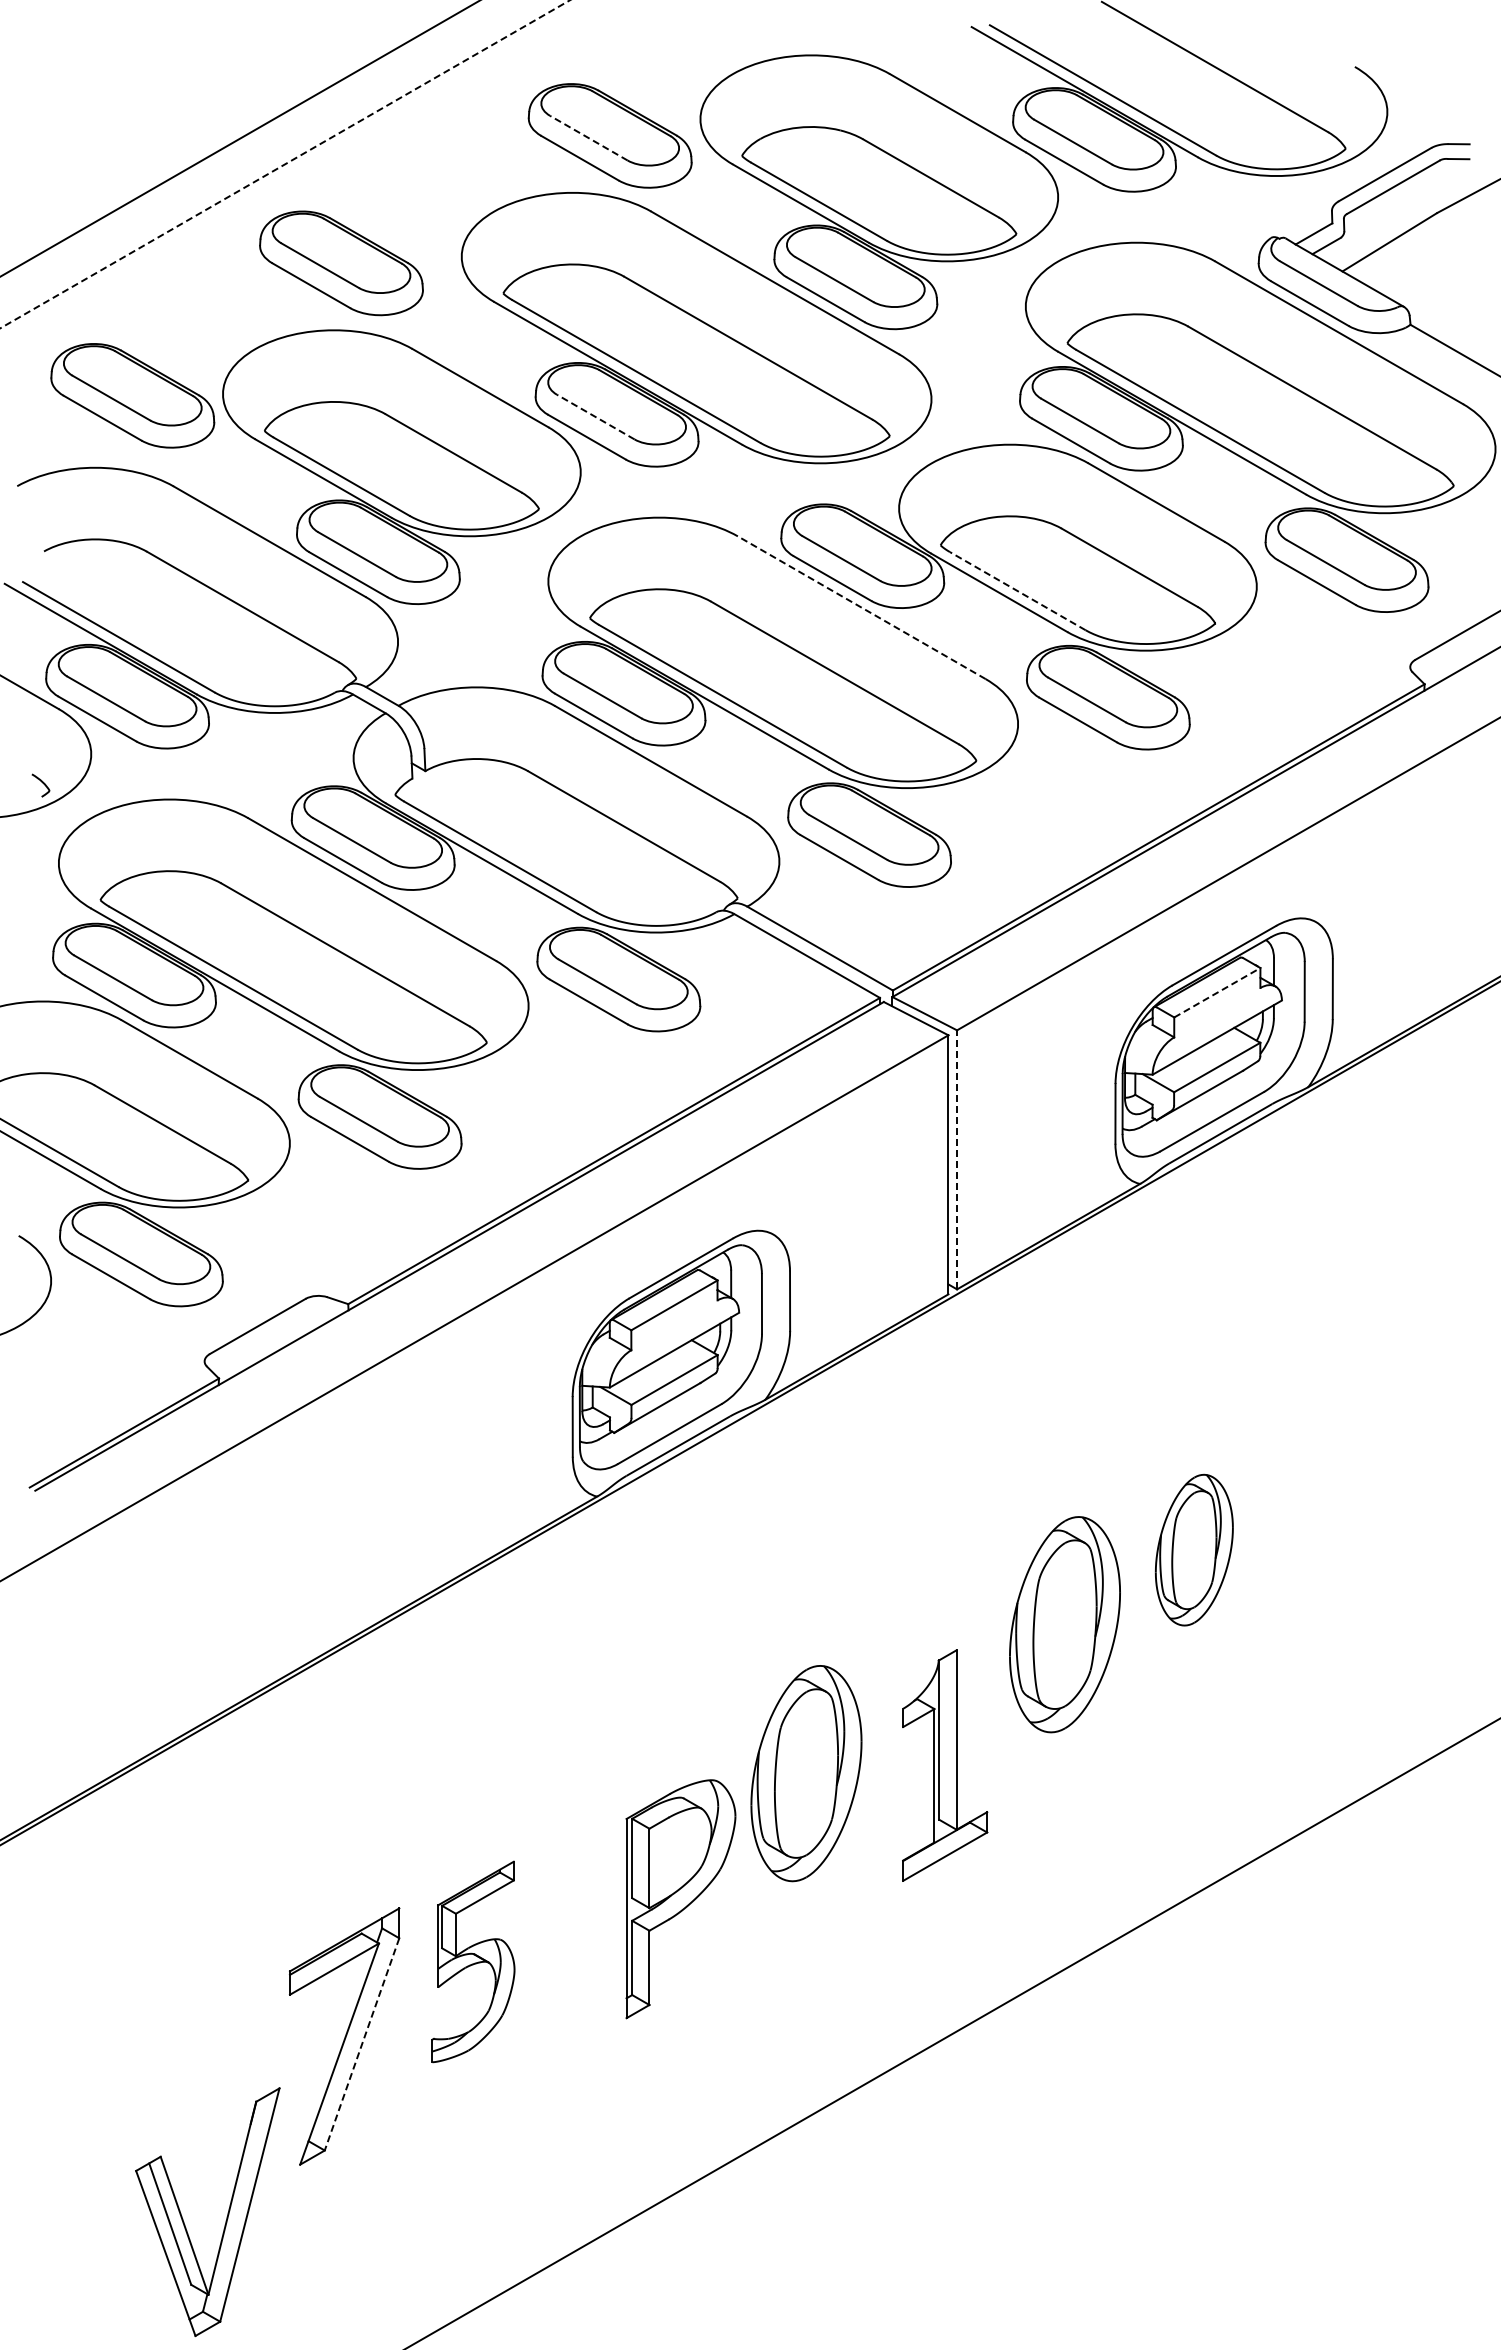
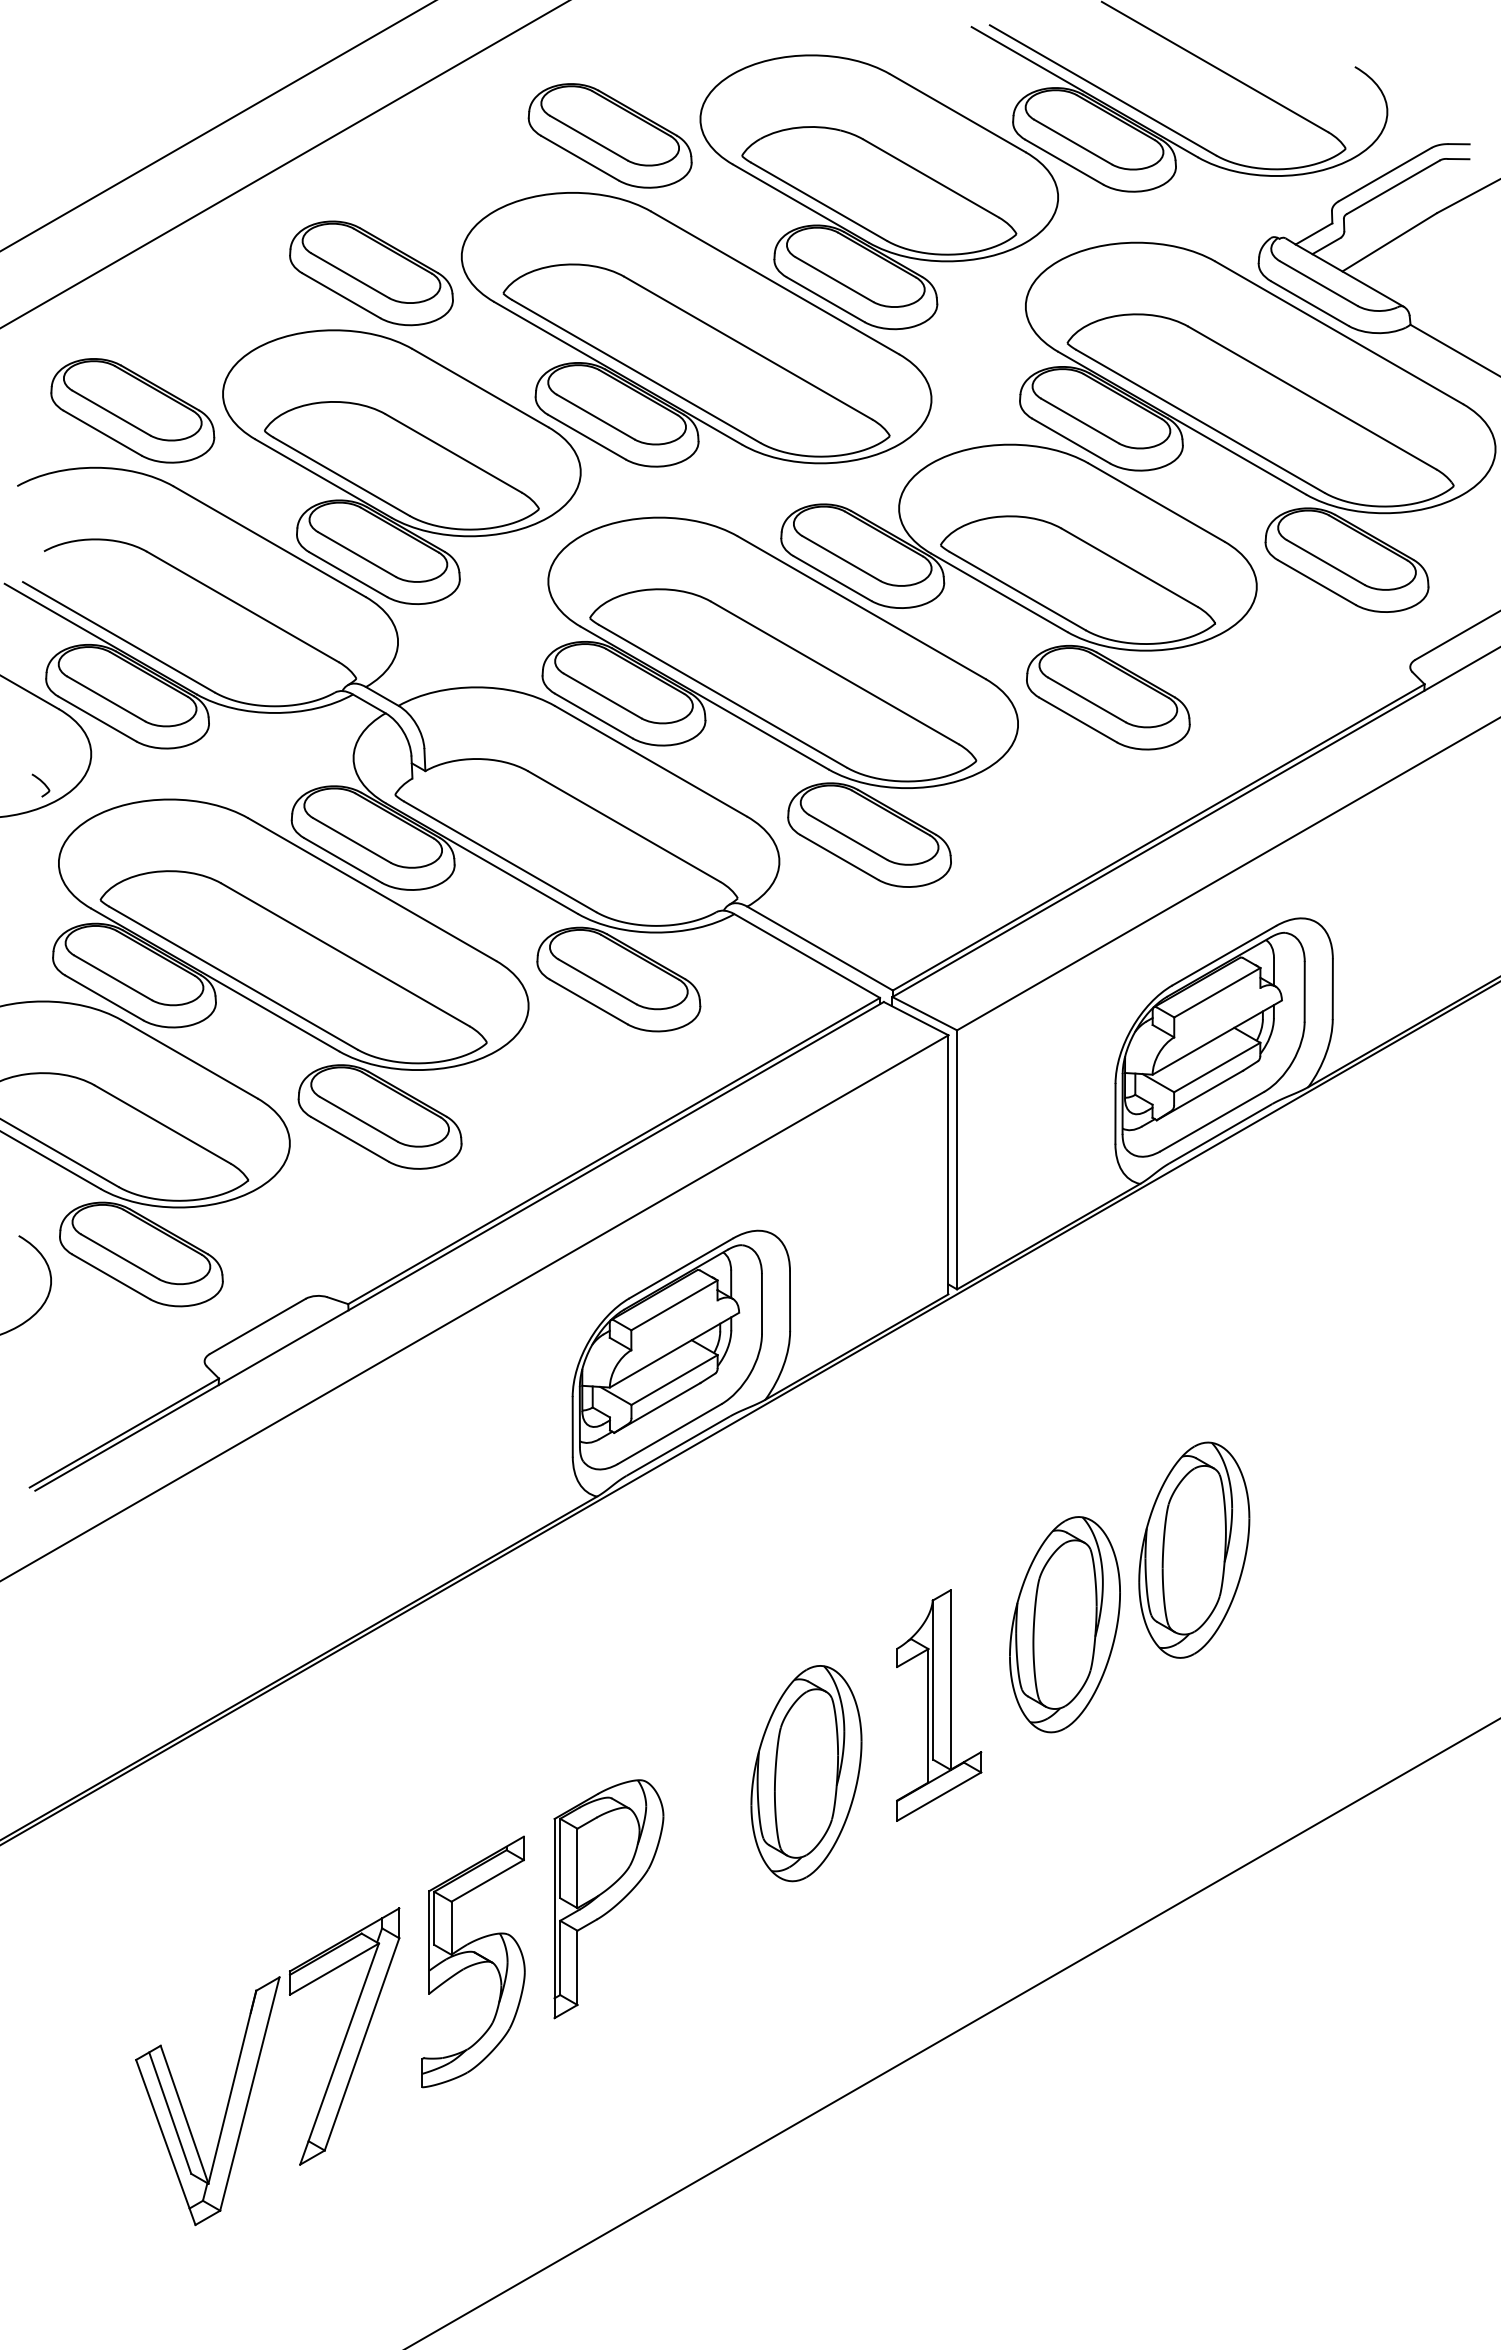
line position: (239, 138) -> (217, 126) (217, 126)
line: dashed -> solid (588, 138)
line: dashed -> solid (285, 164)
part position: (341, 263) -> (371, 273) (371, 273)
part position: (132, 395) -> (132, 410) (132, 410)
line: dashed -> solid (595, 417)
line: dashed -> solid (1017, 590)
line: dashed -> solid (861, 607)
line: dashed -> solid (1217, 992)
line: dashed -> solid (957, 1159)
part size: 80x154 px -> 113x218 px (1194, 1549)
part position: (945, 1765) -> (939, 1705) (939, 1705)
part position: (680, 1899) -> (608, 1899) (608, 1899)
part size: 85x204 px -> 105x254 px (473, 1961)
line: dashed -> solid (361, 2044)
part position: (226, 2216) -> (226, 2105) (226, 2105)
